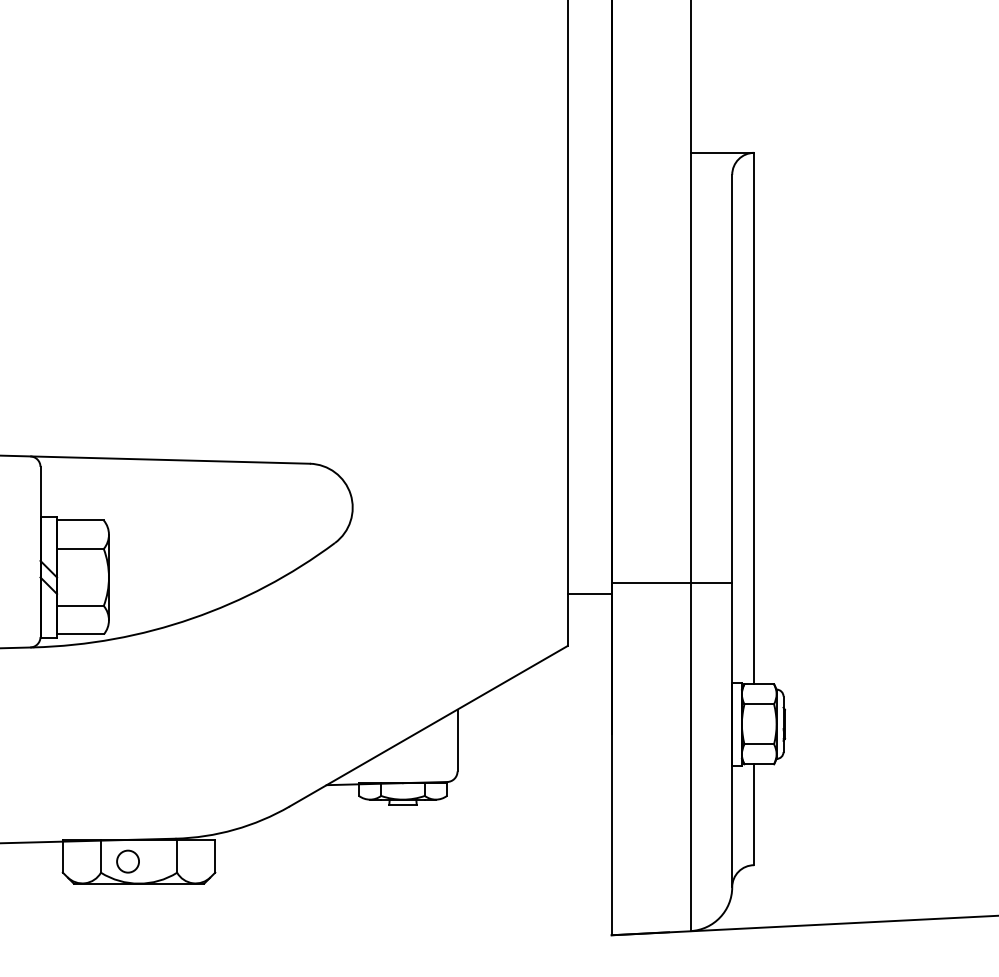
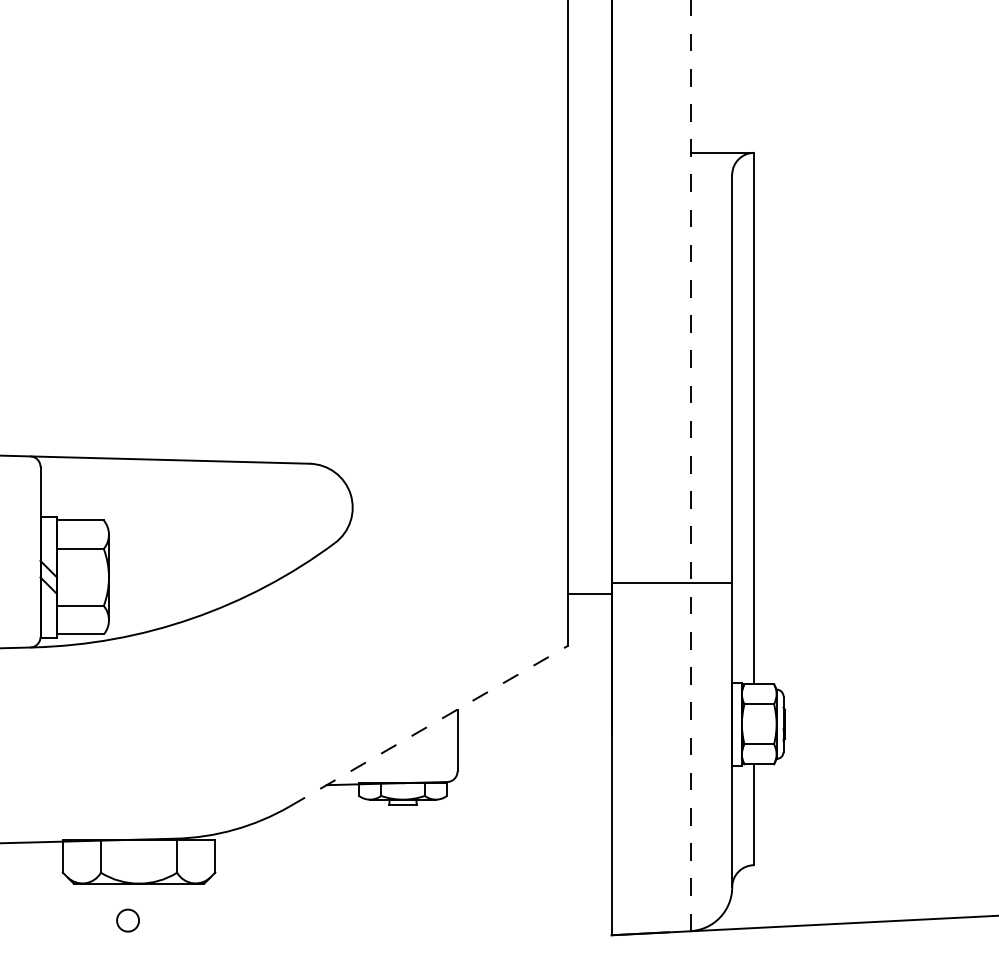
line: solid -> dashed (690, 465)
line: solid -> dashed (429, 725)
circle position: (127, 861) -> (127, 920) (127, 920)
